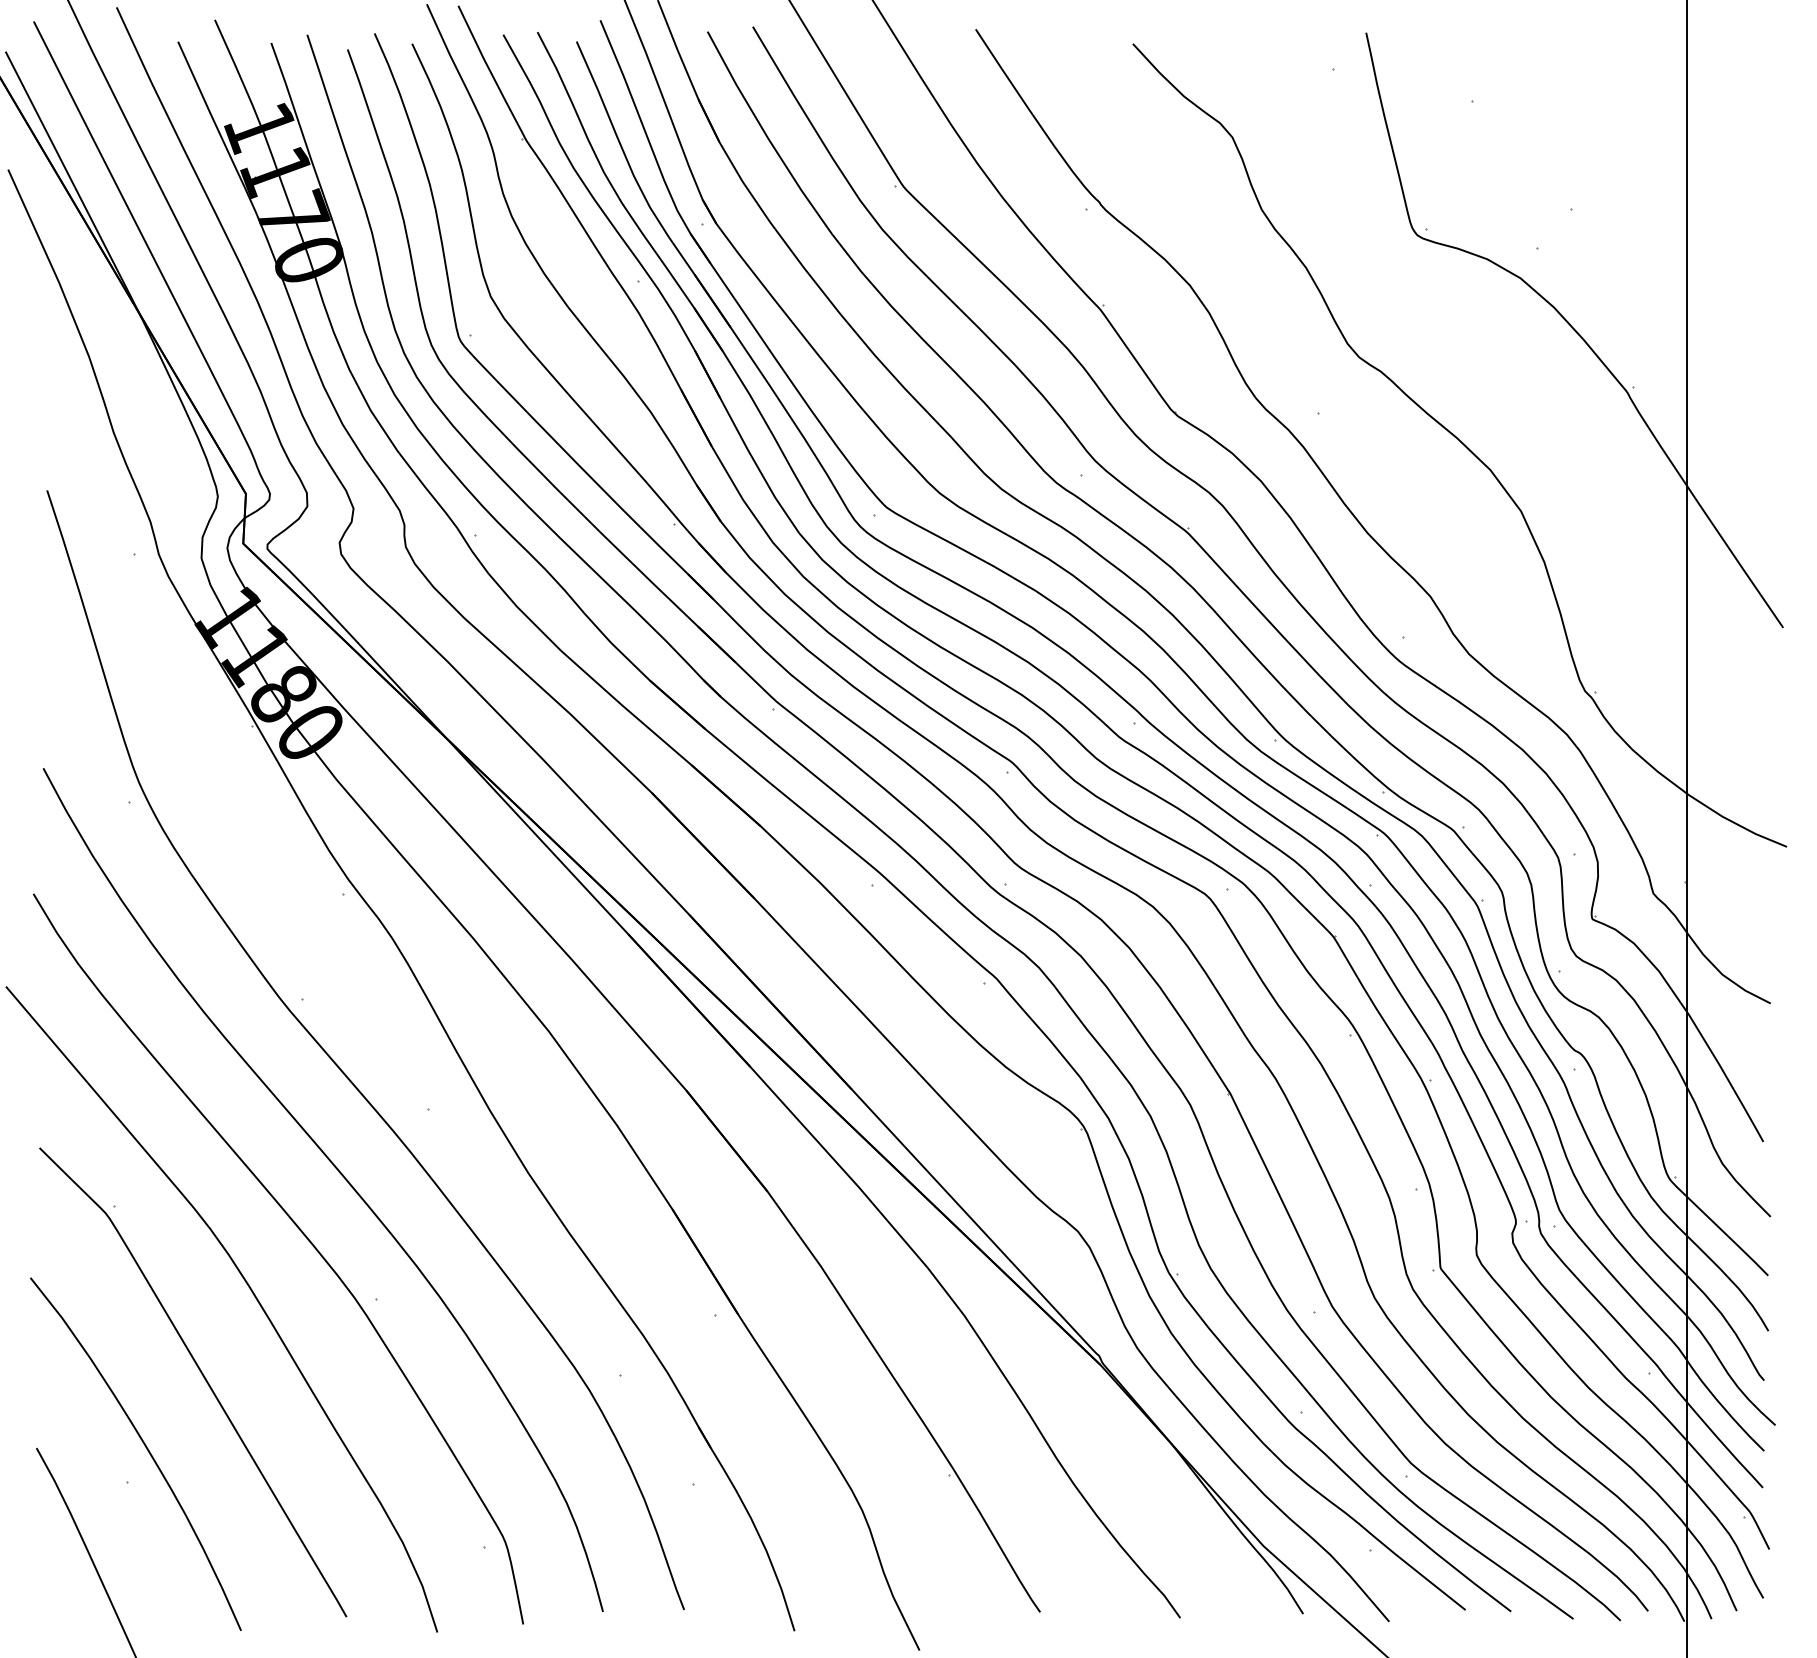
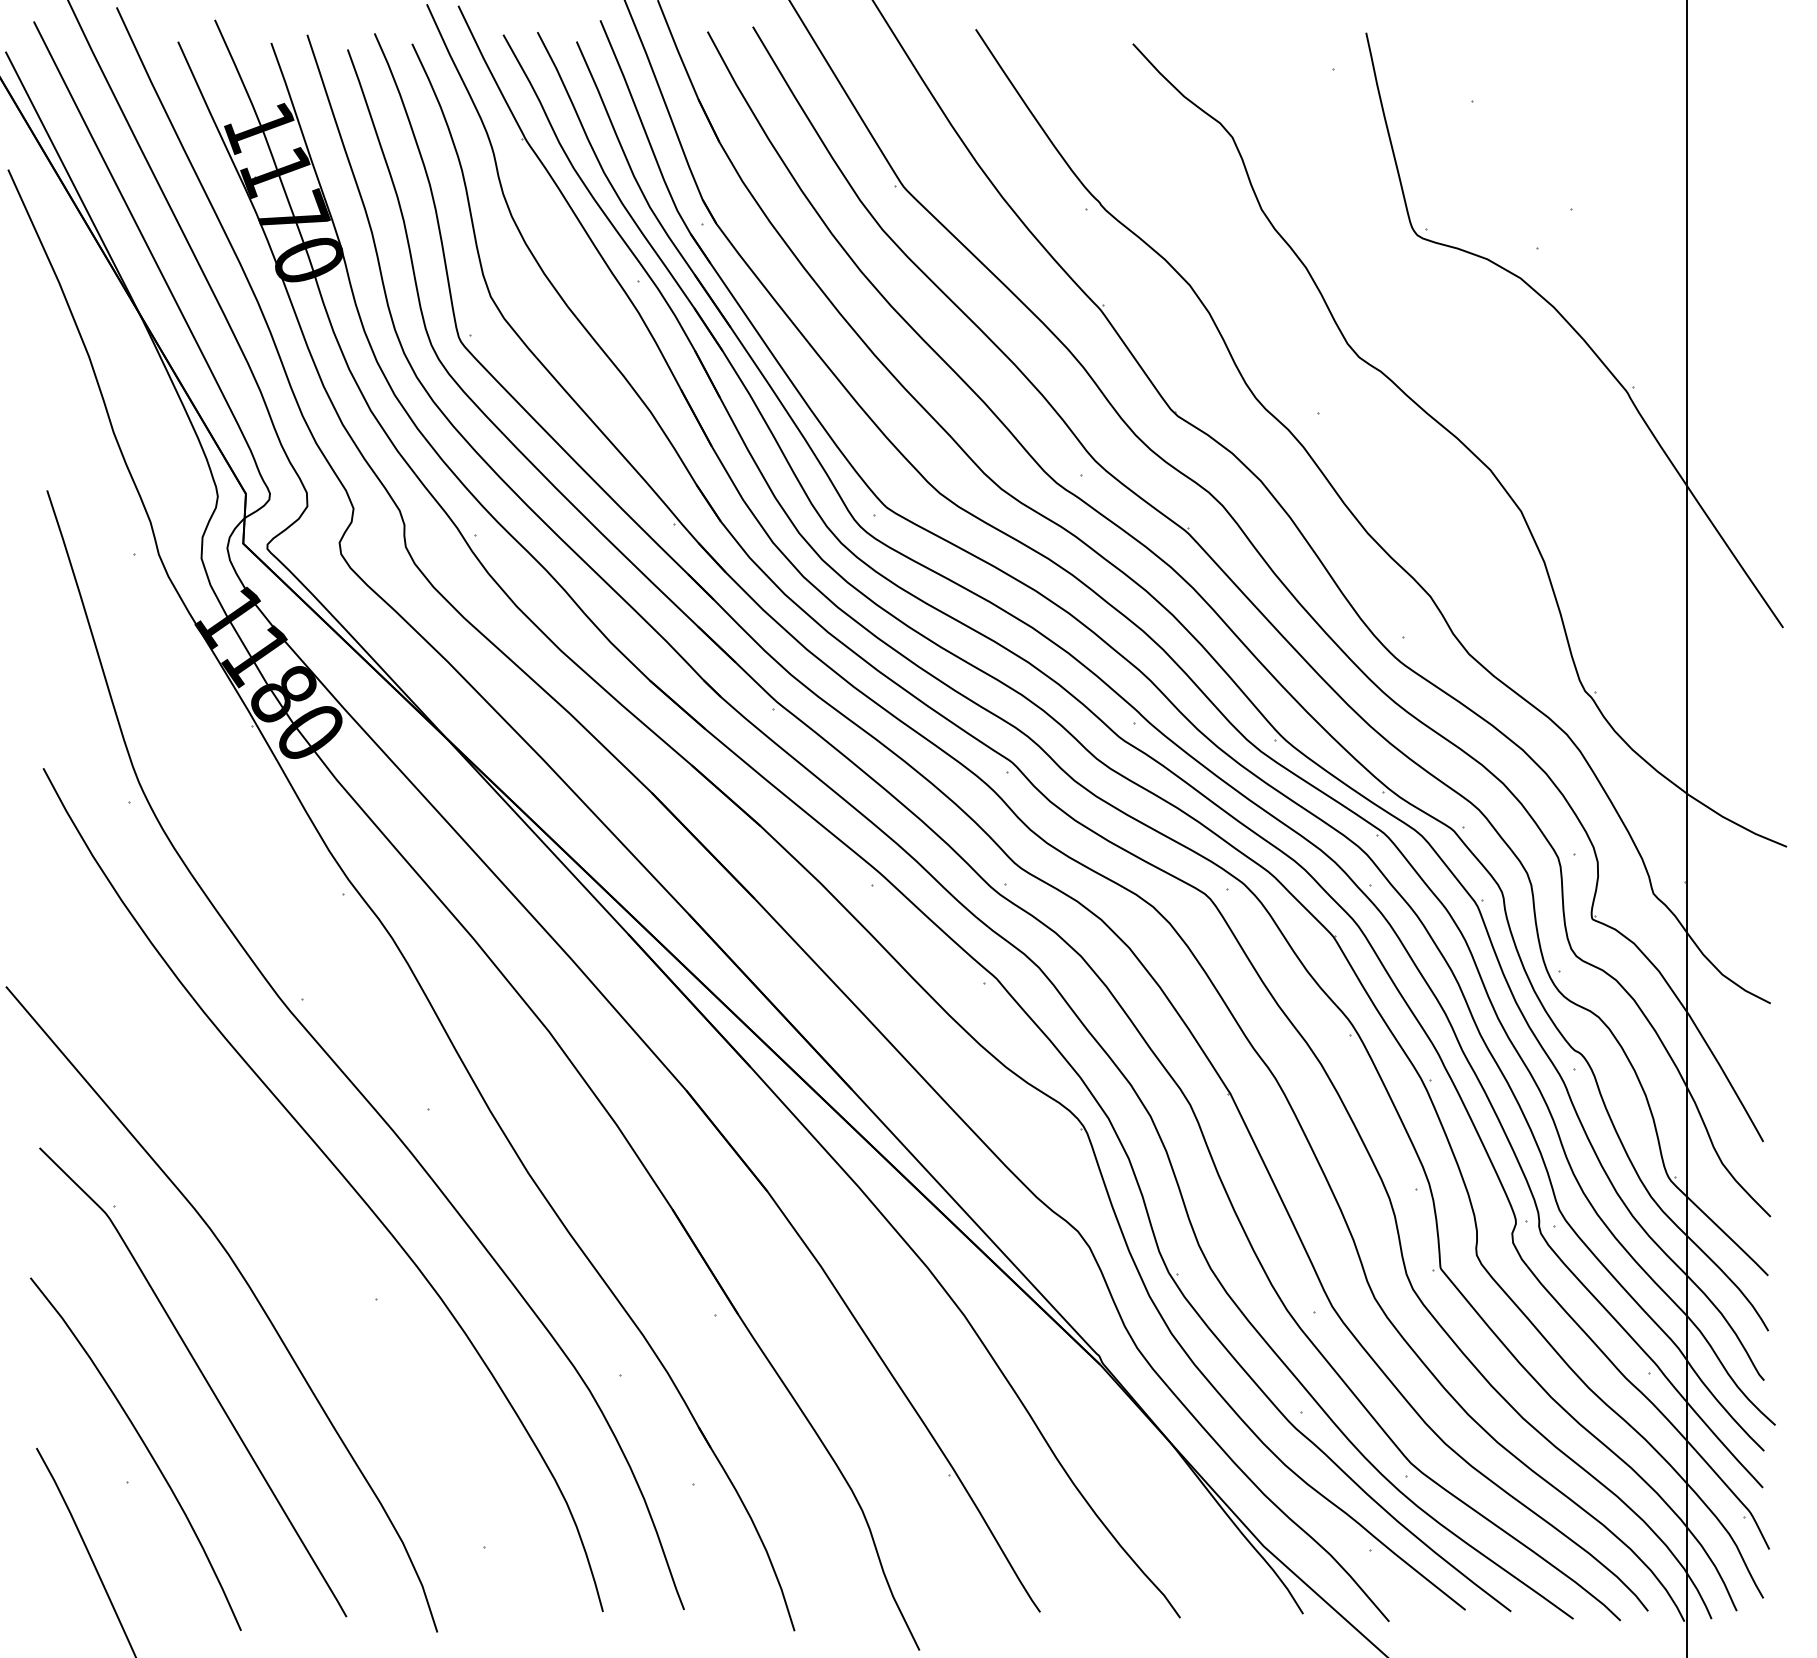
curve: present -> none (303, 1235)
